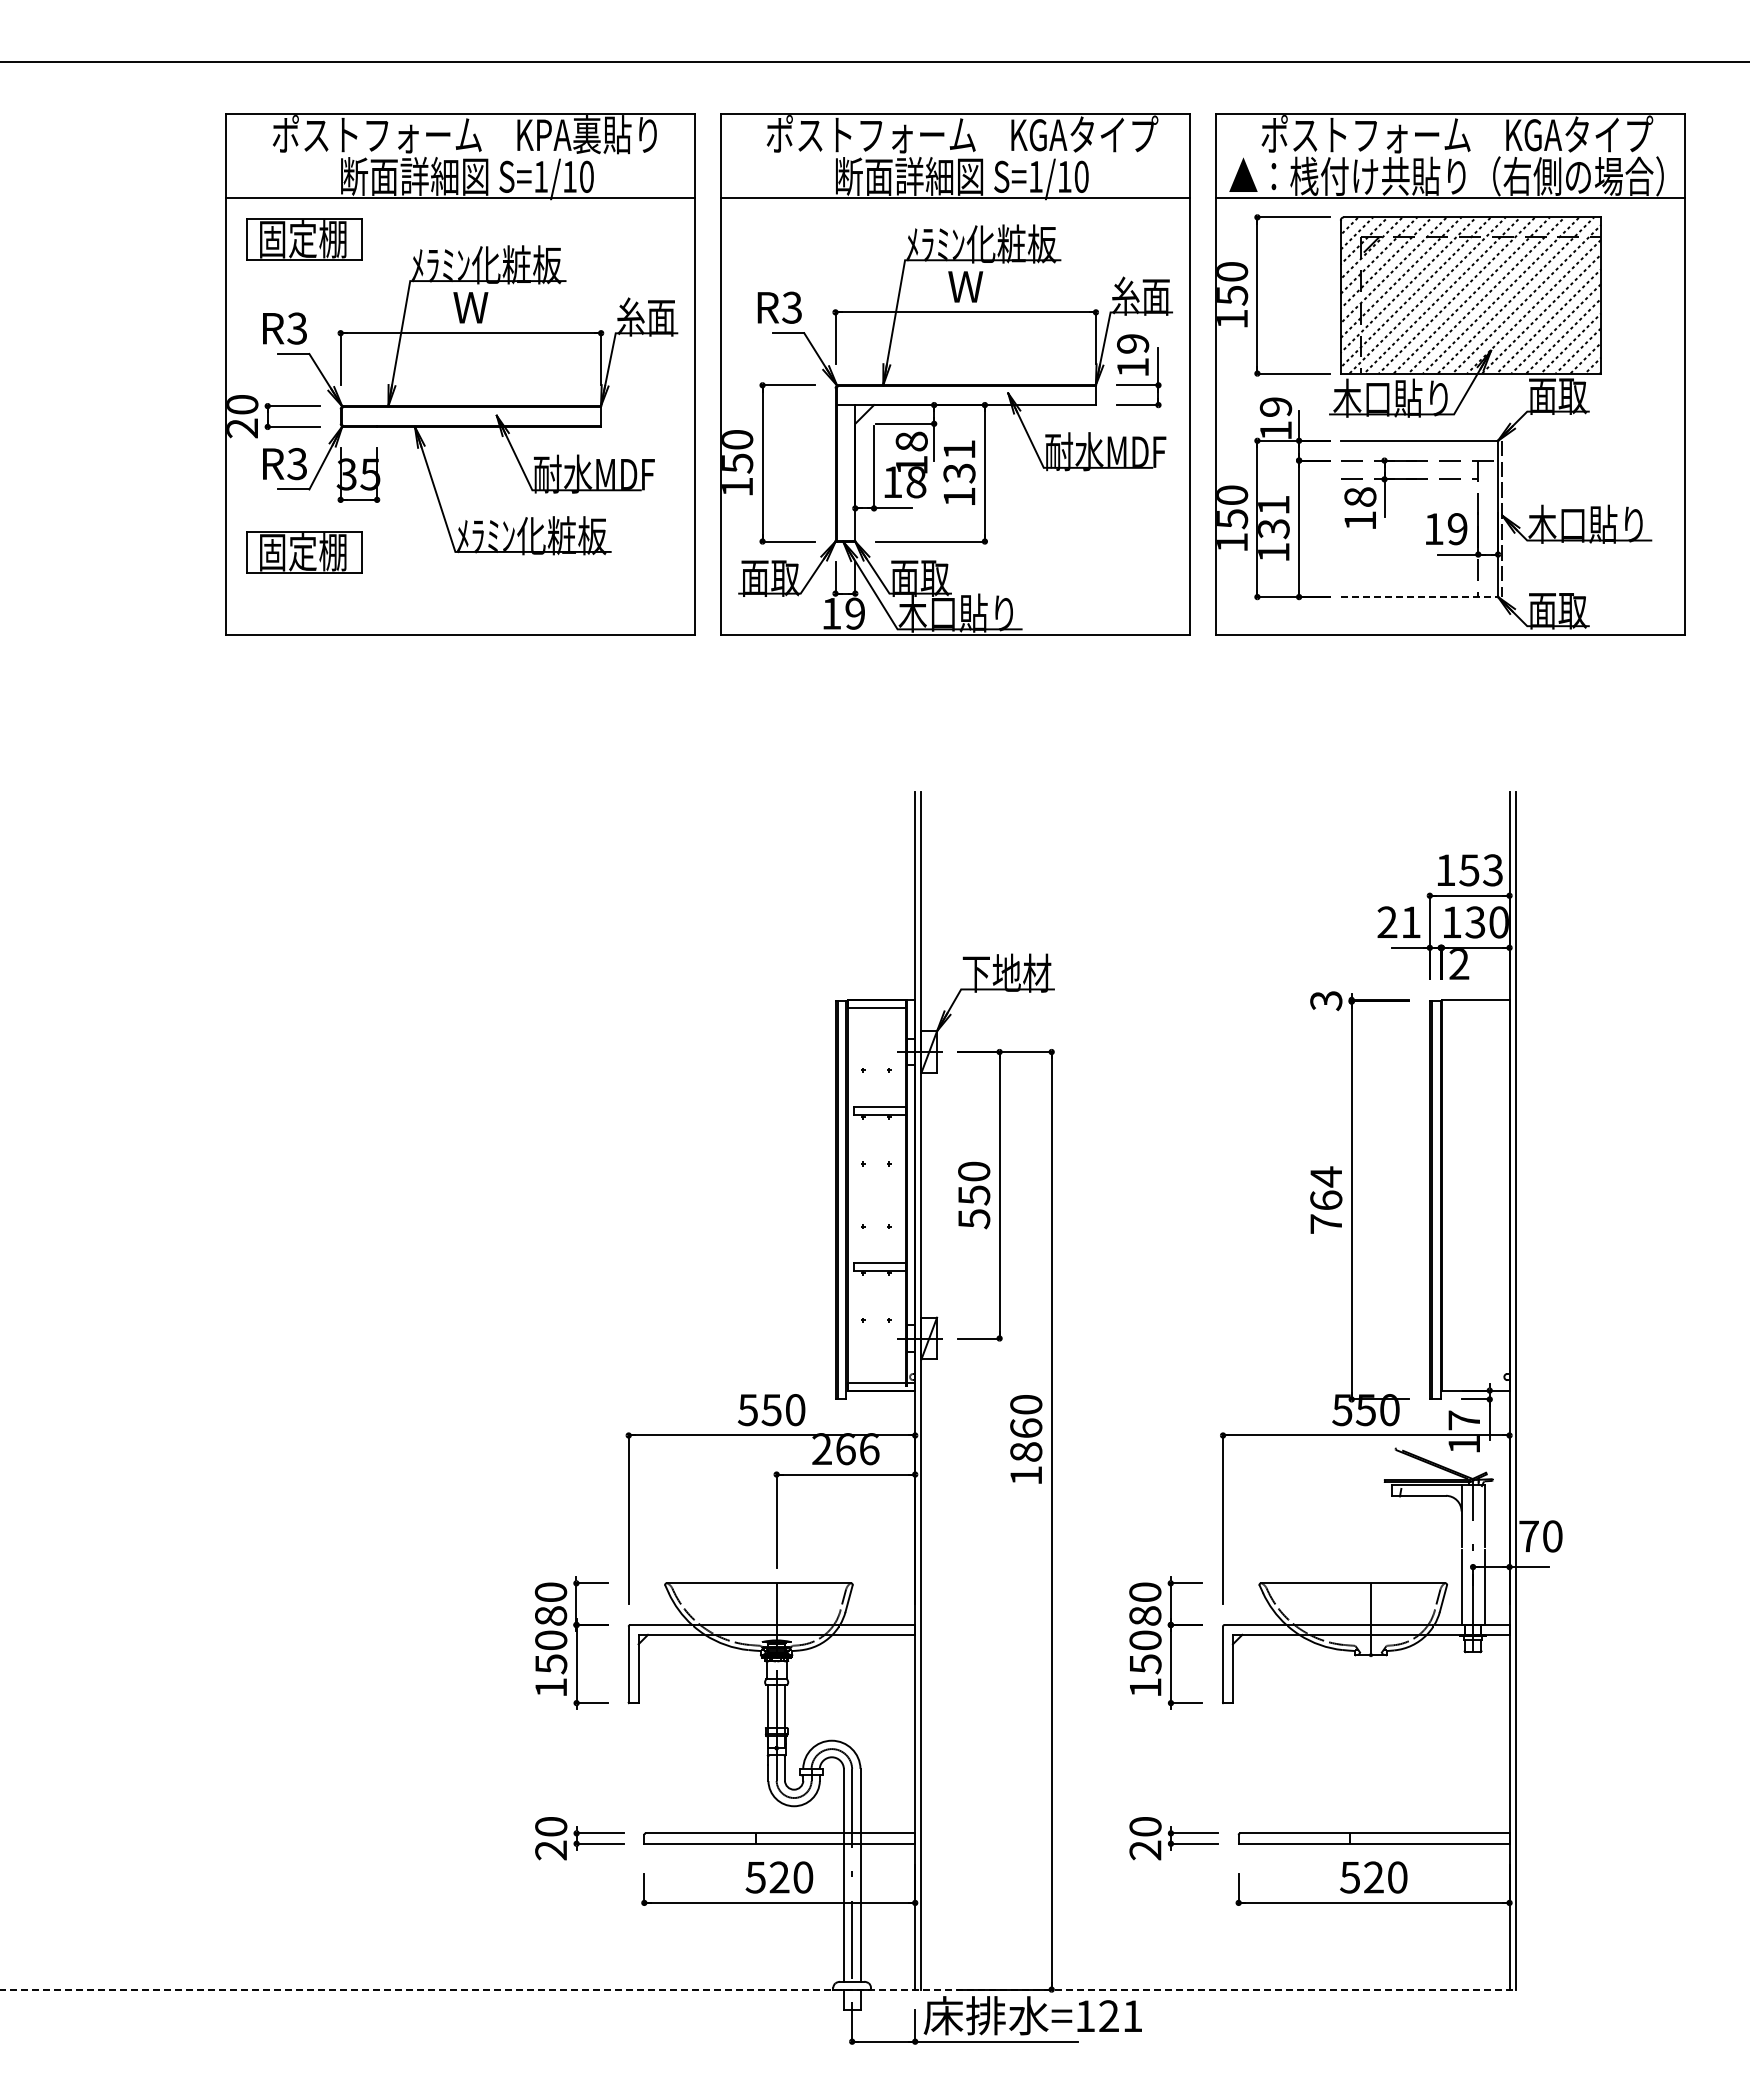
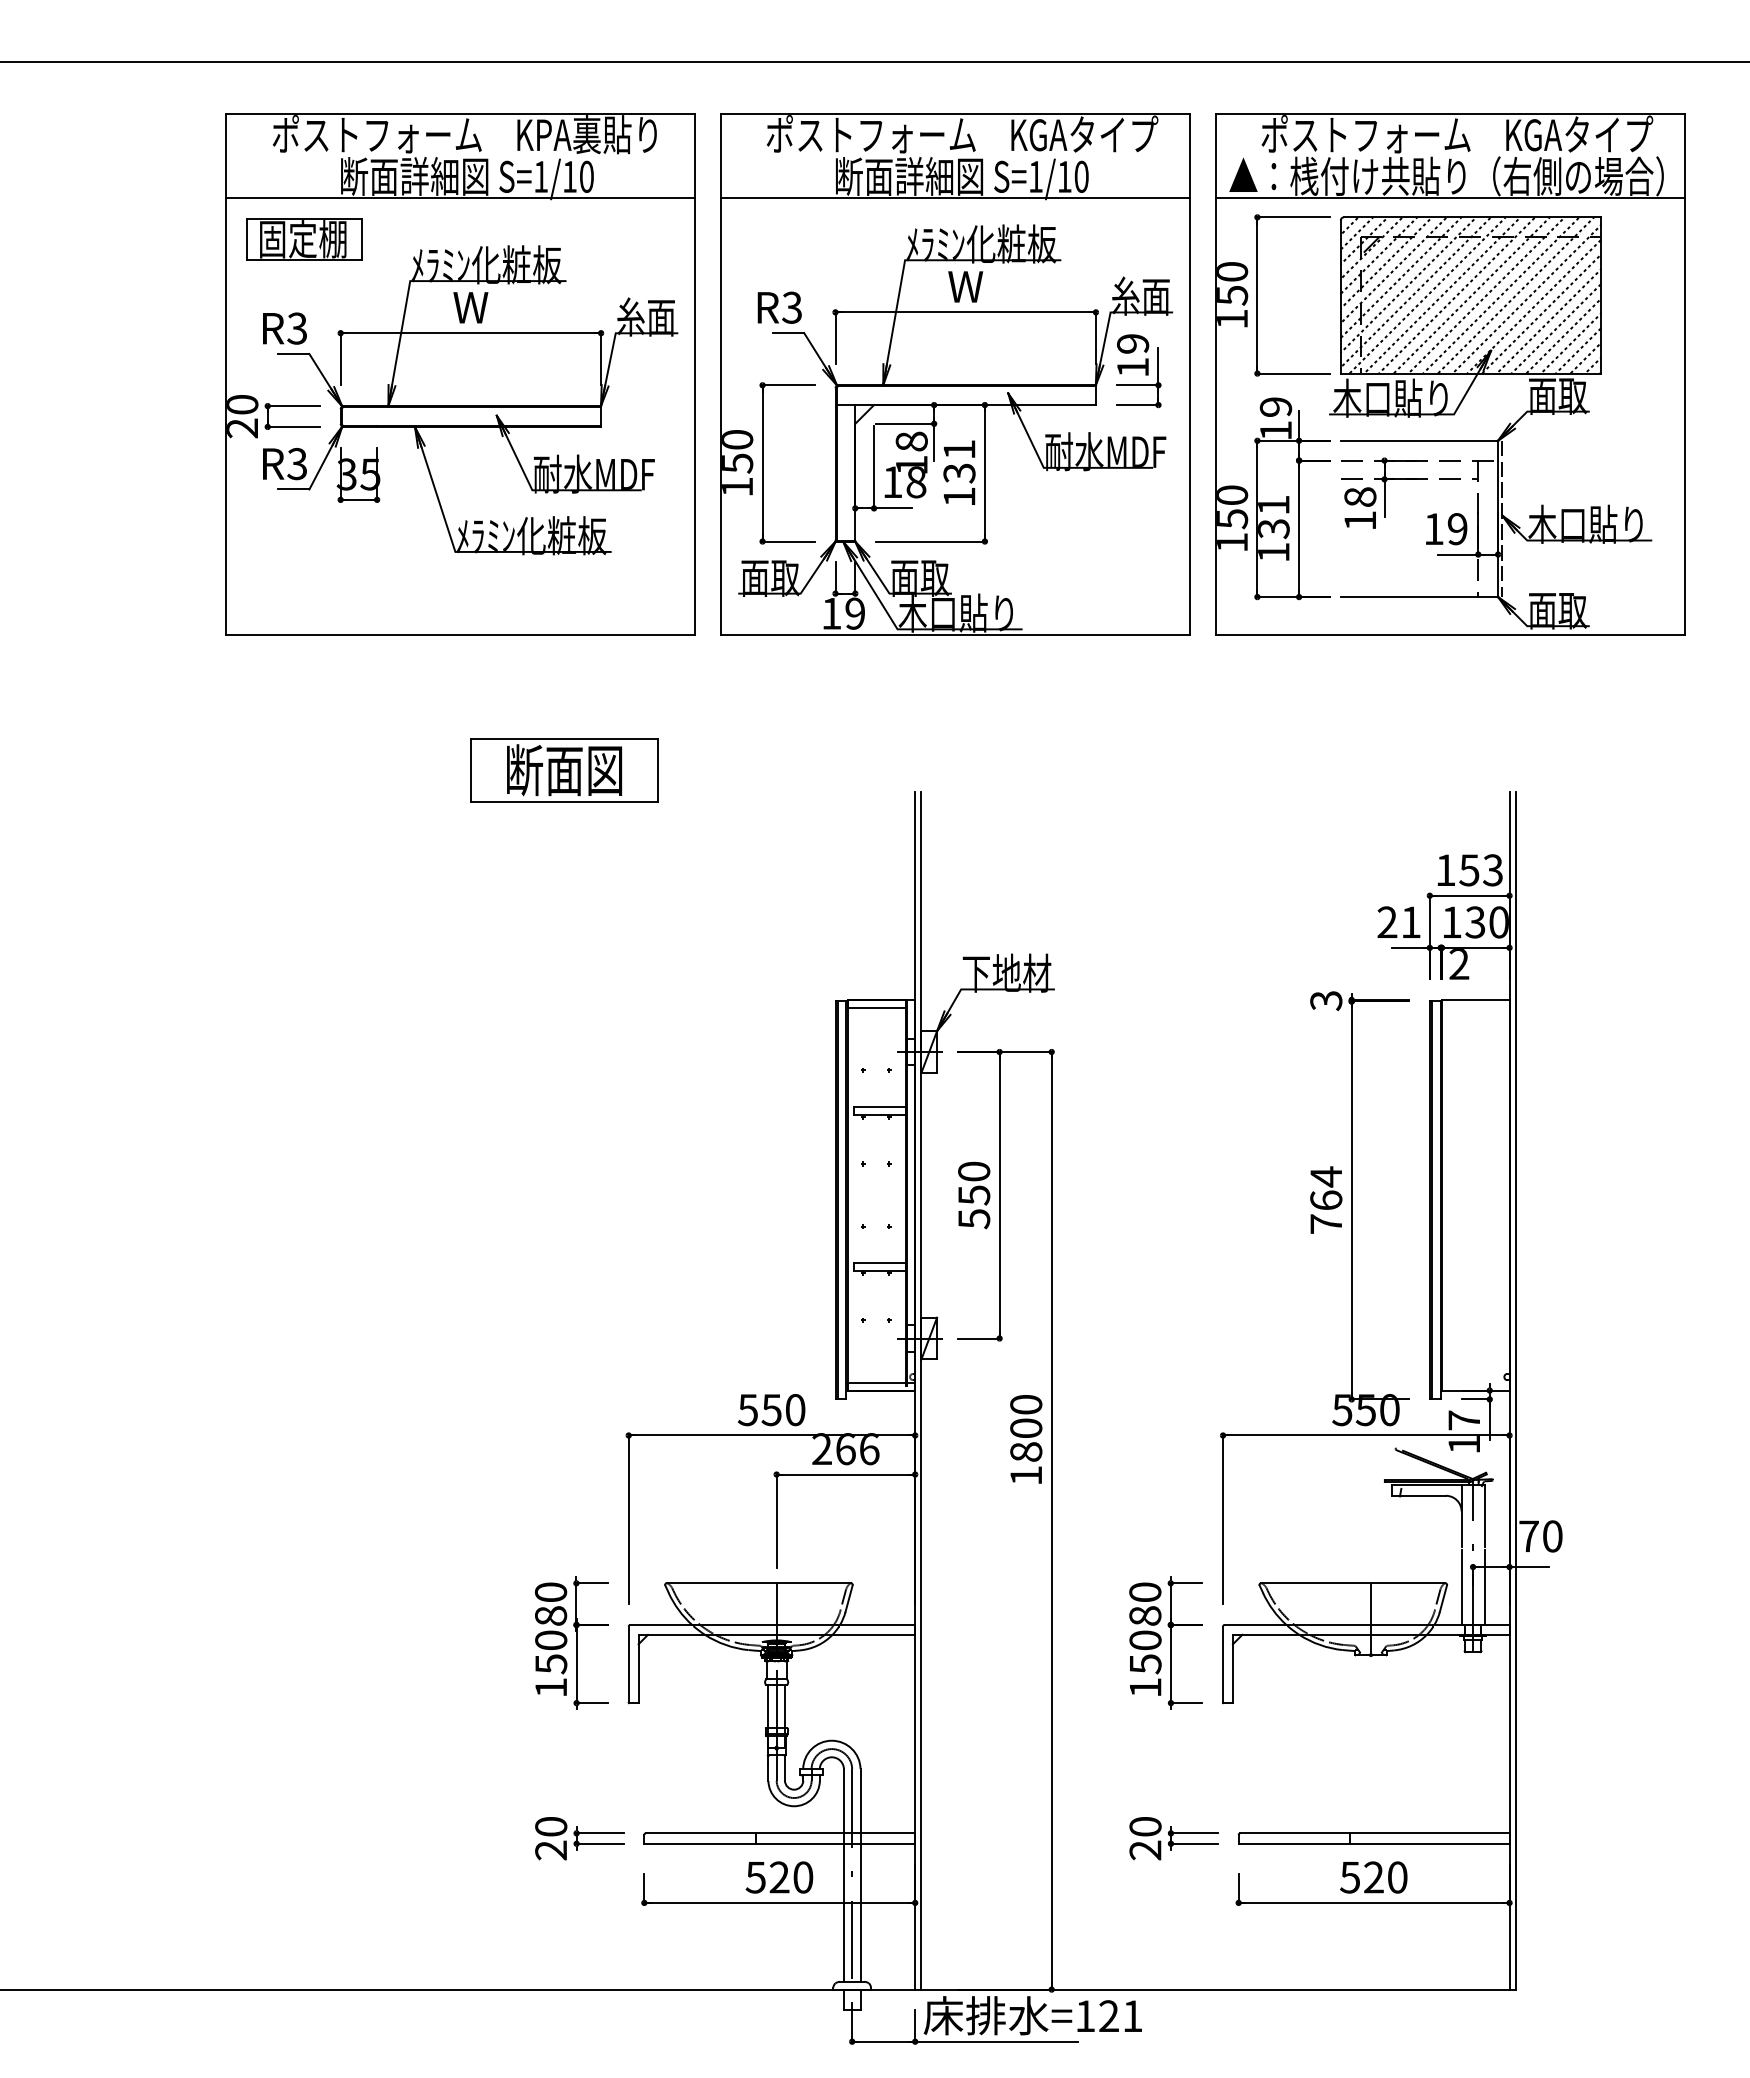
part: present -> none (304, 552)
line: dashed -> solid (1419, 597)
part: none -> present (564, 770)
text: 1860 -> 1800 (1026, 1427)
line: dashed -> solid (758, 1989)
